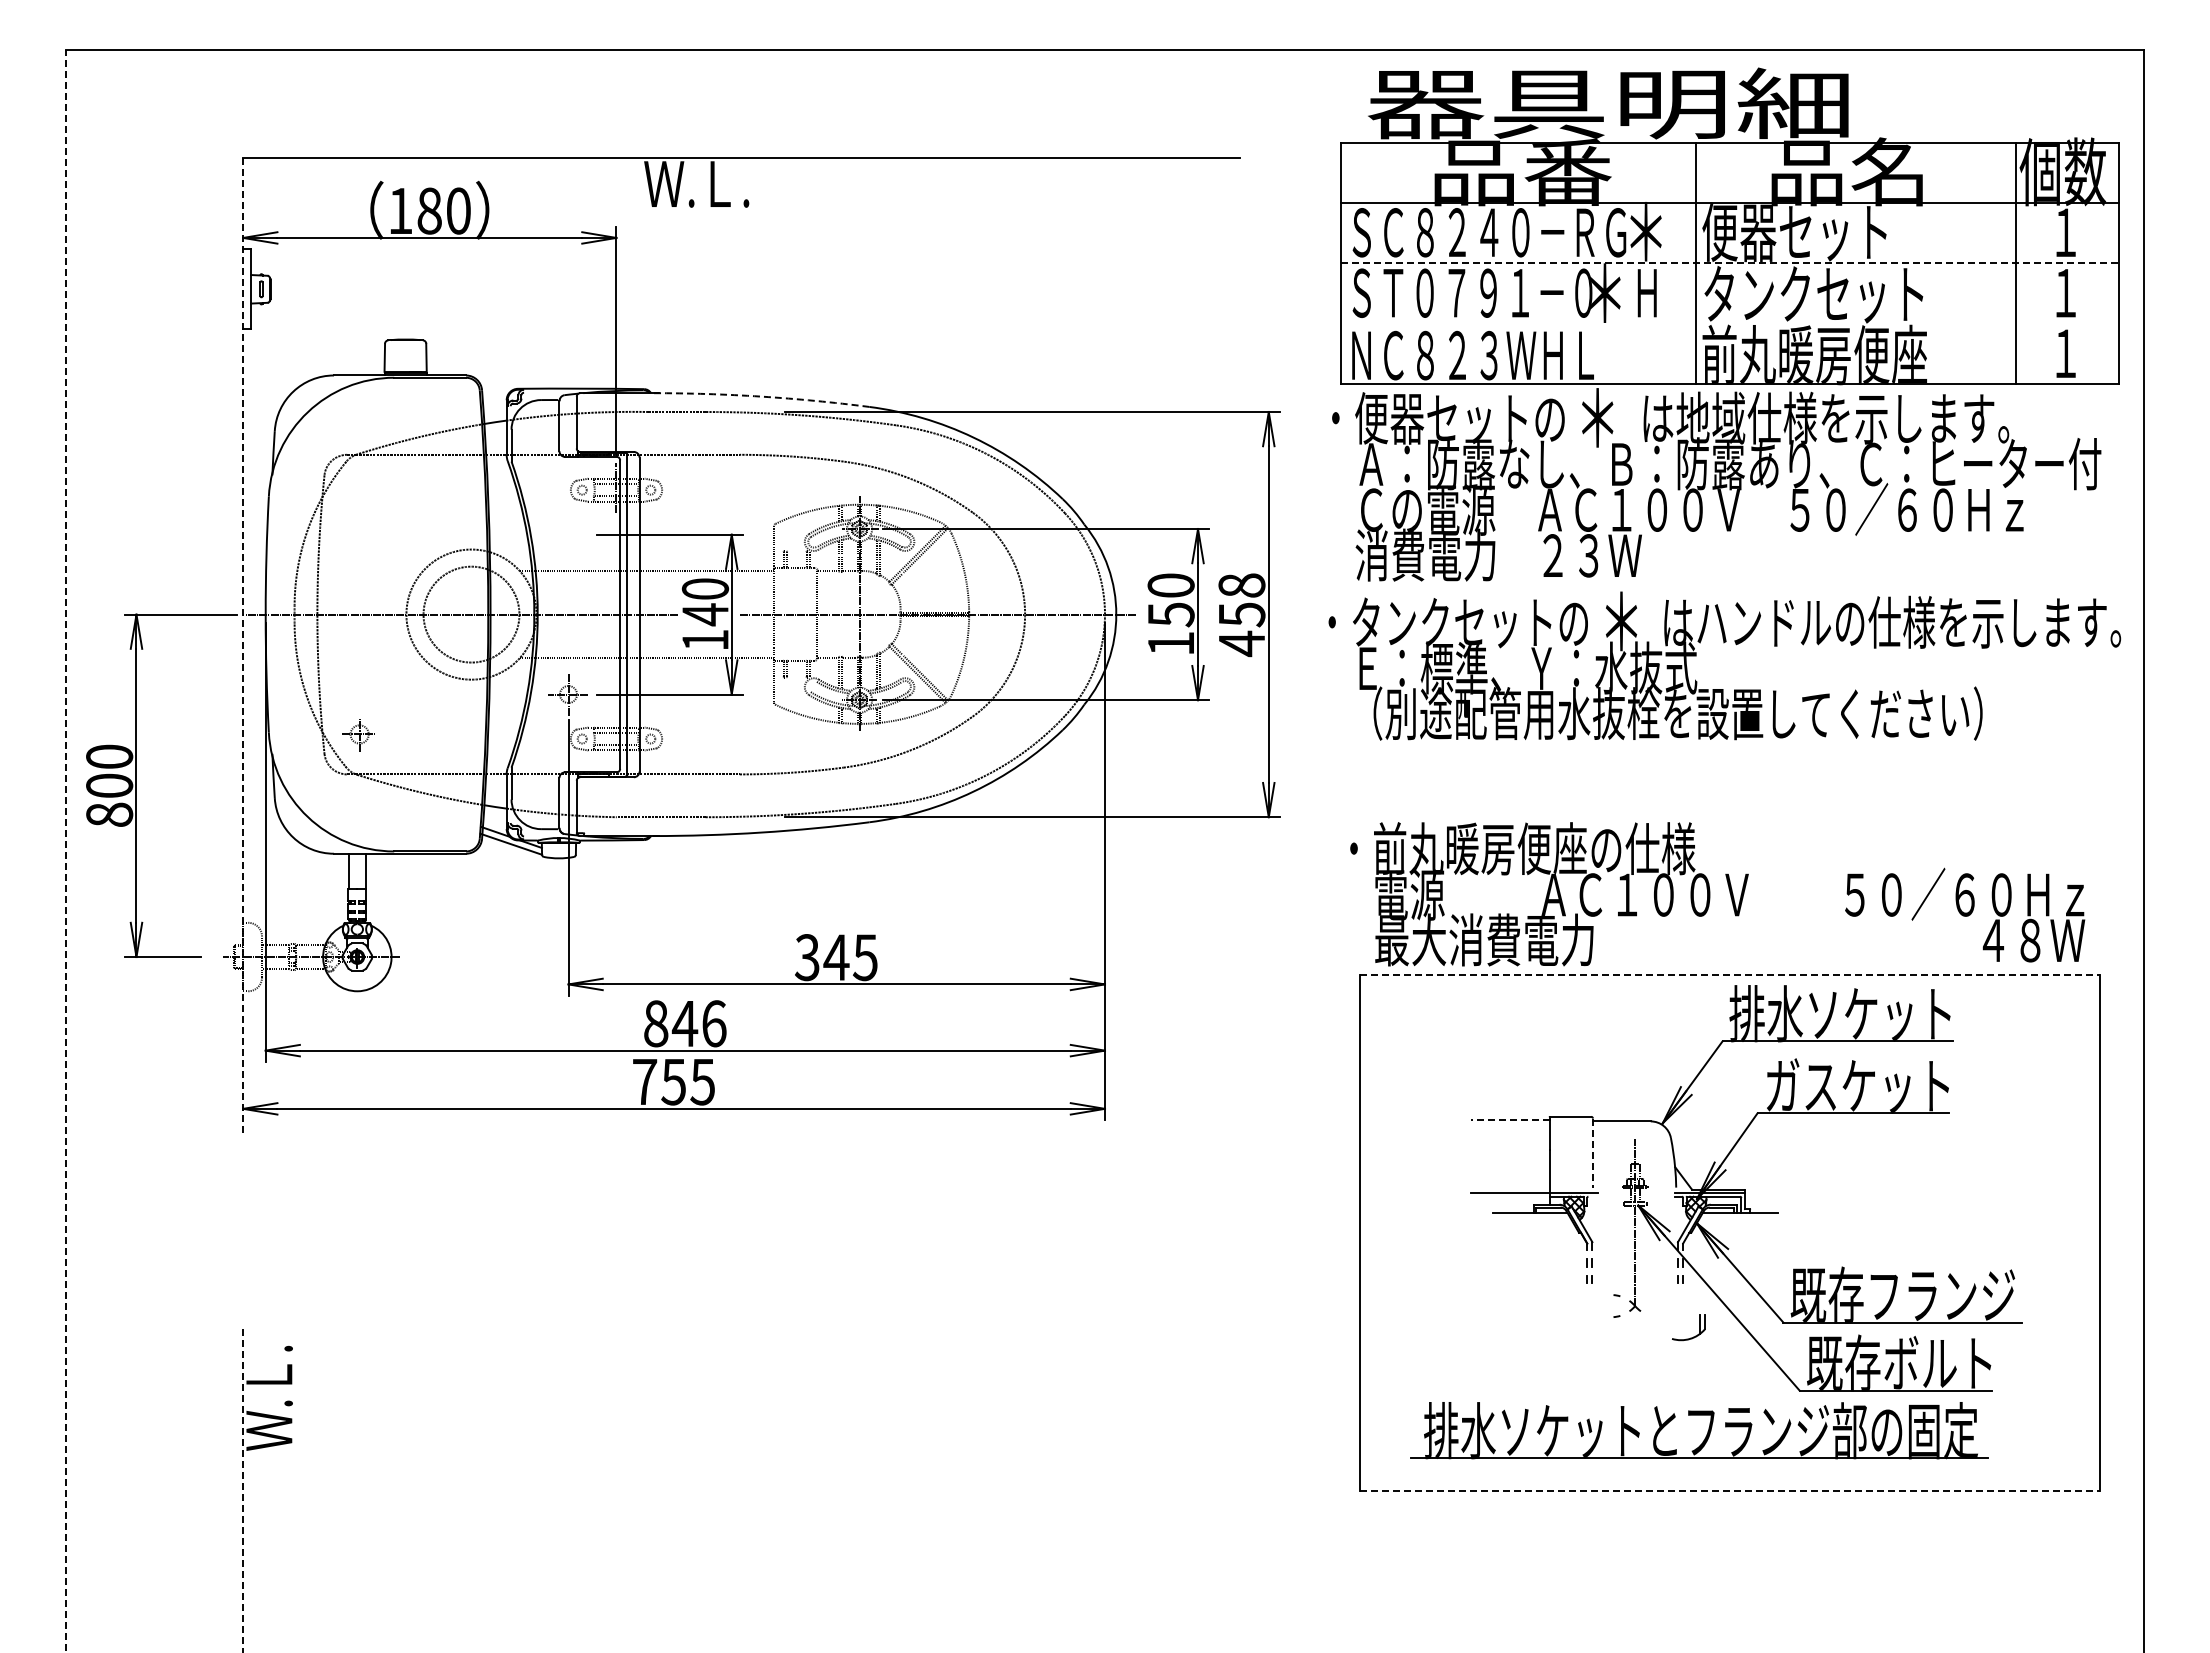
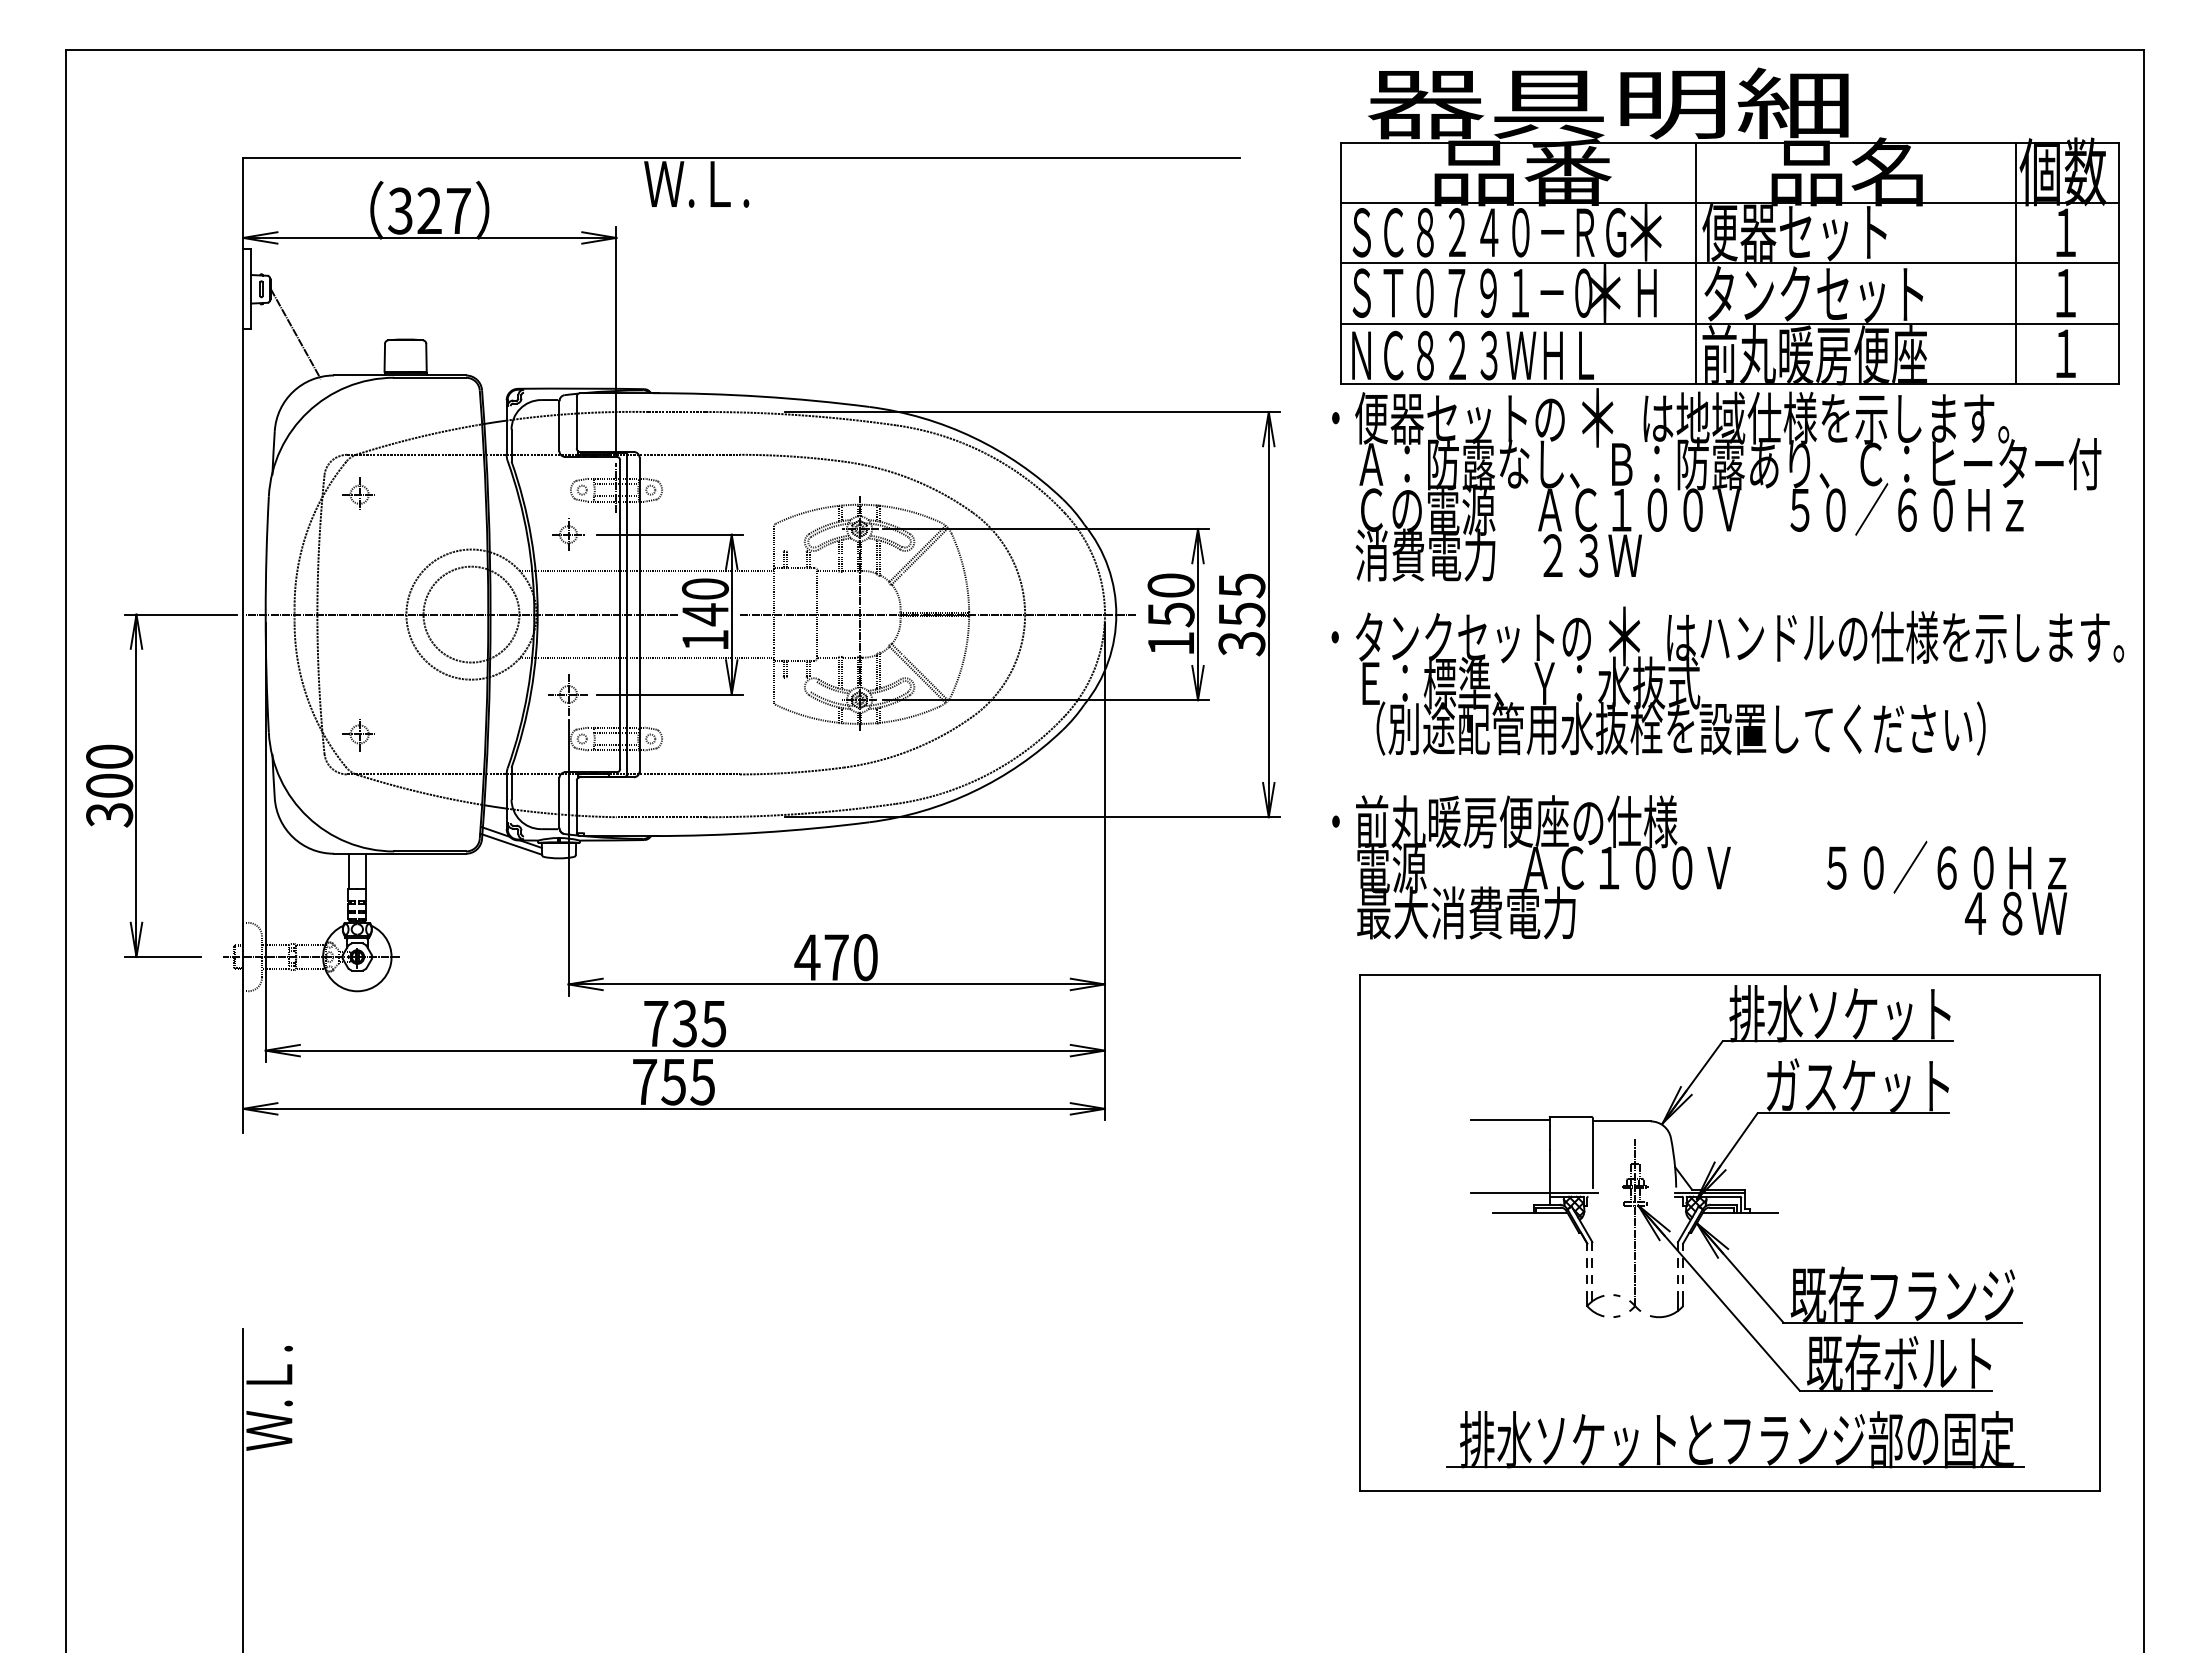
text: 180 -> 327 (429, 210)
line: dashed -> solid (1729, 263)
line: none -> present (1729, 323)
line: none -> present (295, 334)
arc: dashed -> solid (761, 396)
part: none -> present (358, 493)
part: none -> present (568, 534)
text: 458 -> 355 (1241, 615)
line: dashed -> solid (243, 645)
text position: (1724, 665) -> (1727, 680) (1727, 680)
text: 800 -> 300 (109, 814)
line: dashed -> solid (66, 850)
text position: (1717, 894) -> (1699, 867) (1699, 867)
text: 345 -> 470 (835, 957)
line: dashed -> solid (1729, 975)
text: 846 -> 735 (685, 1023)
line: dashed -> solid (1509, 1120)
line: dashed -> solid (1592, 1153)
part: none -> present (1595, 1304)
part position: (1690, 1337) -> (1668, 1314) (1668, 1314)
part position: (1707, 1431) -> (1743, 1440) (1743, 1440)
line: dashed -> solid (243, 1491)
line: dashed -> solid (1729, 1491)
